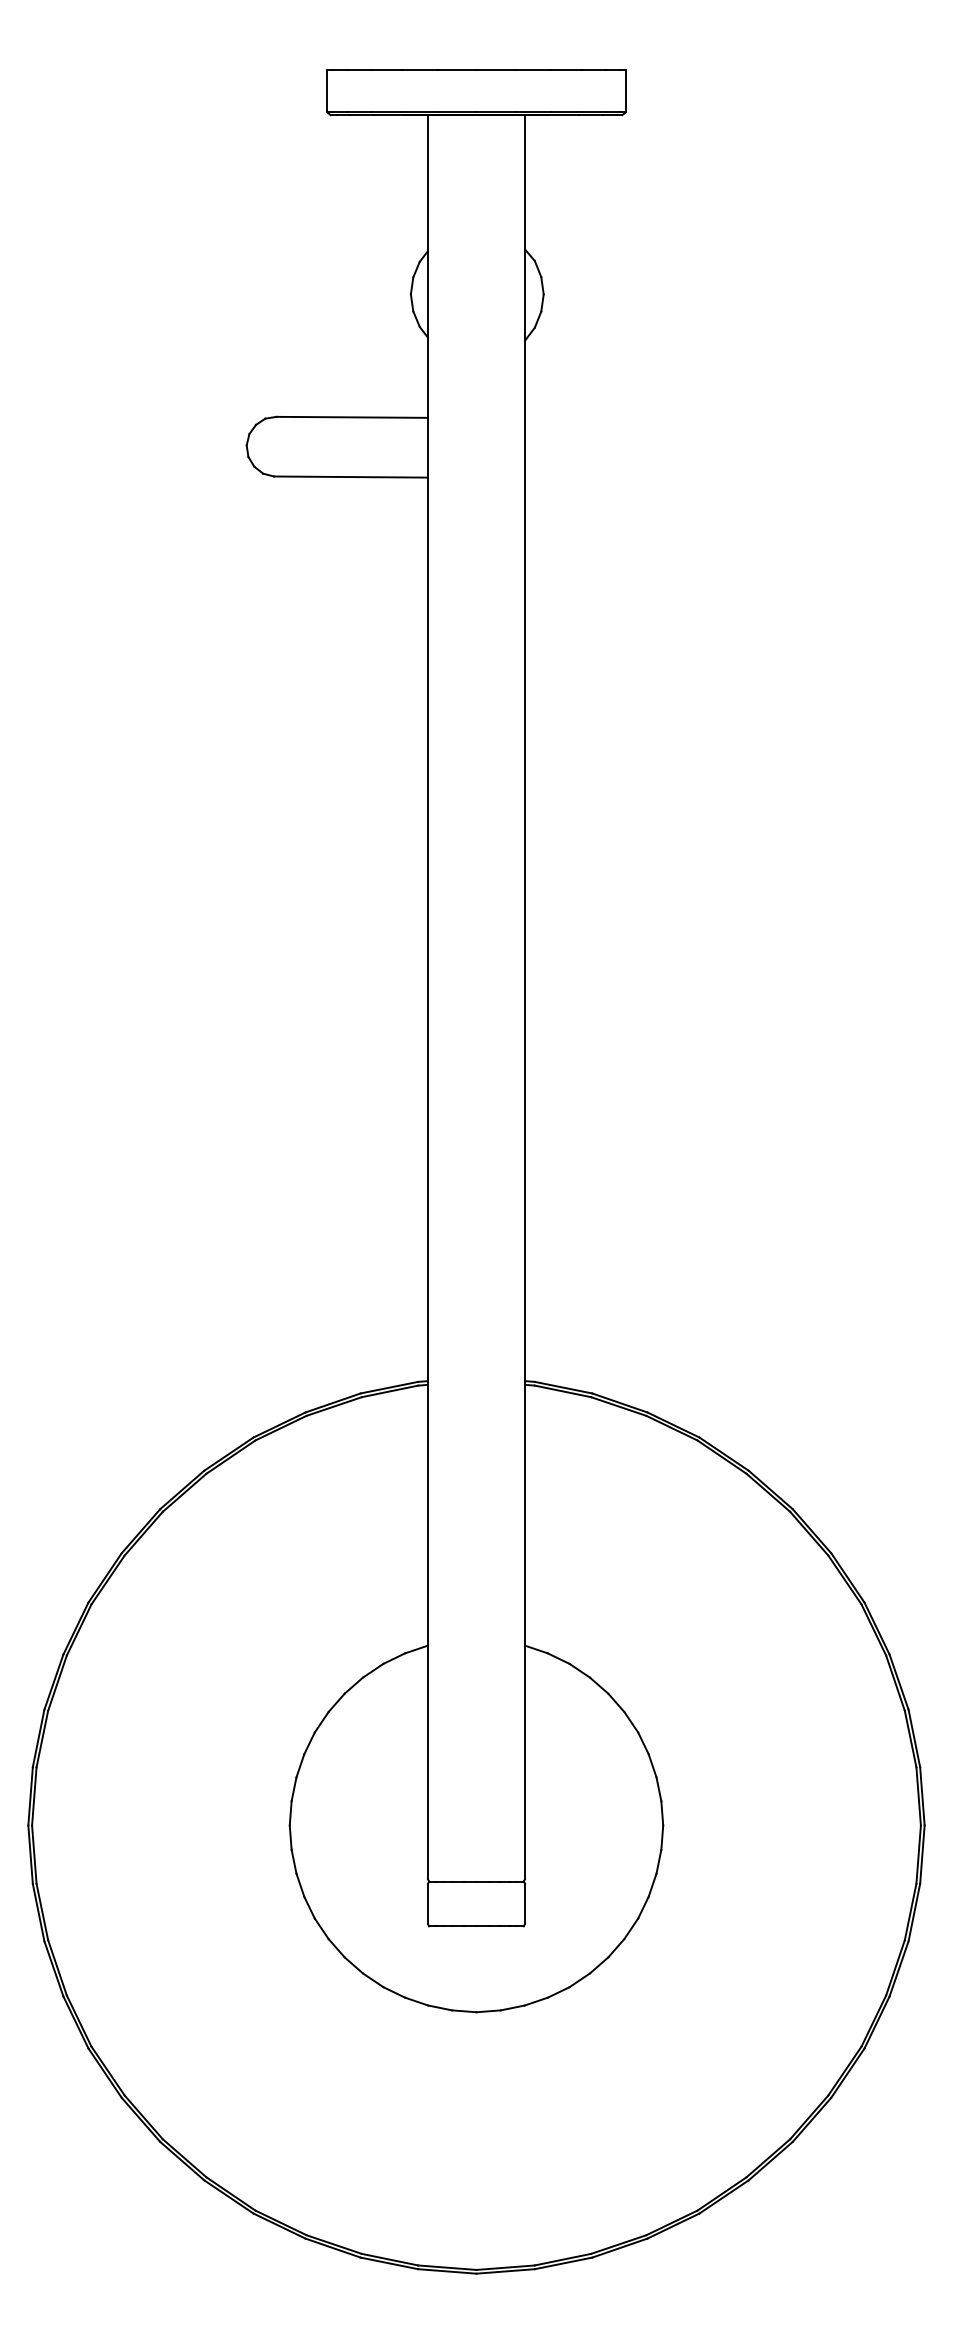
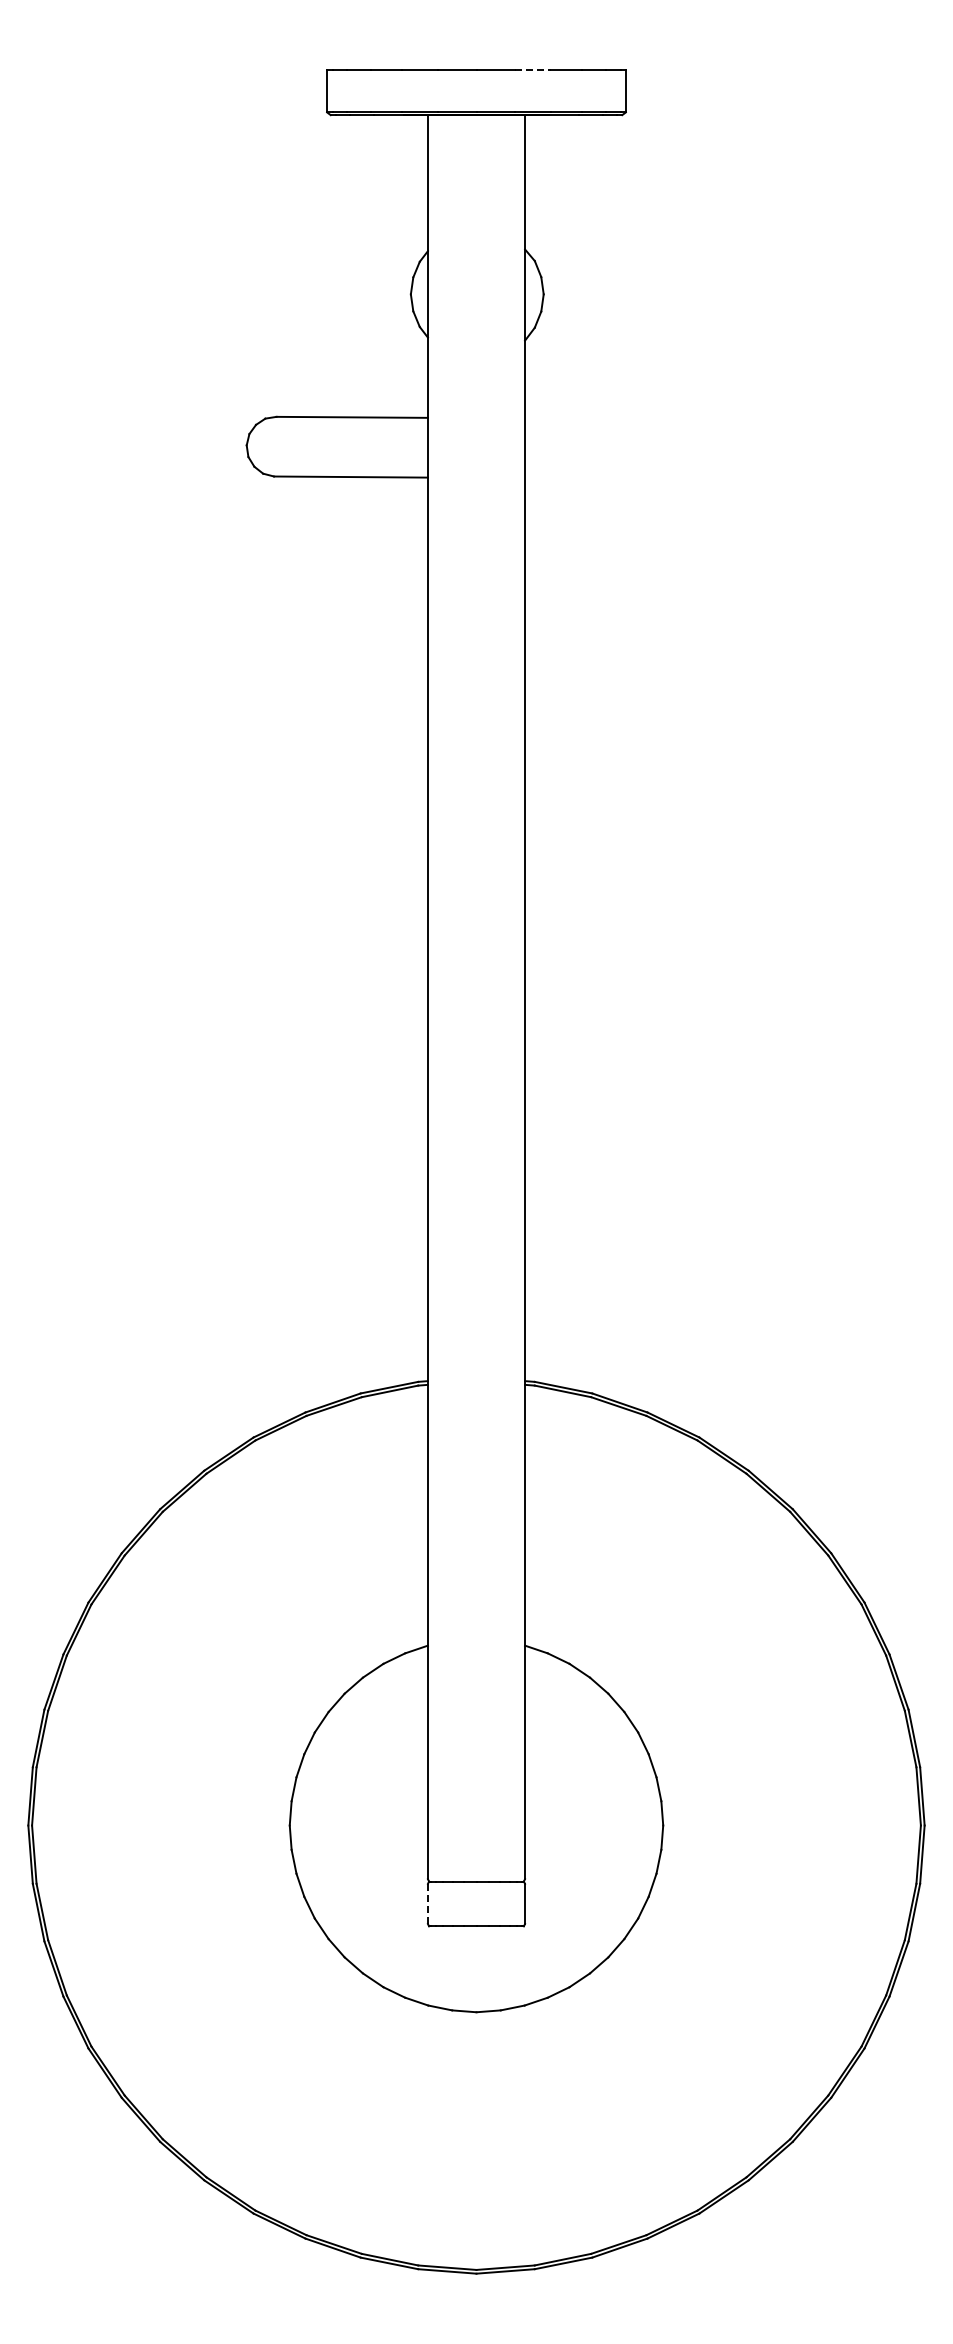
line: solid -> dashed (532, 70)
line: solid -> dashed (427, 1903)
